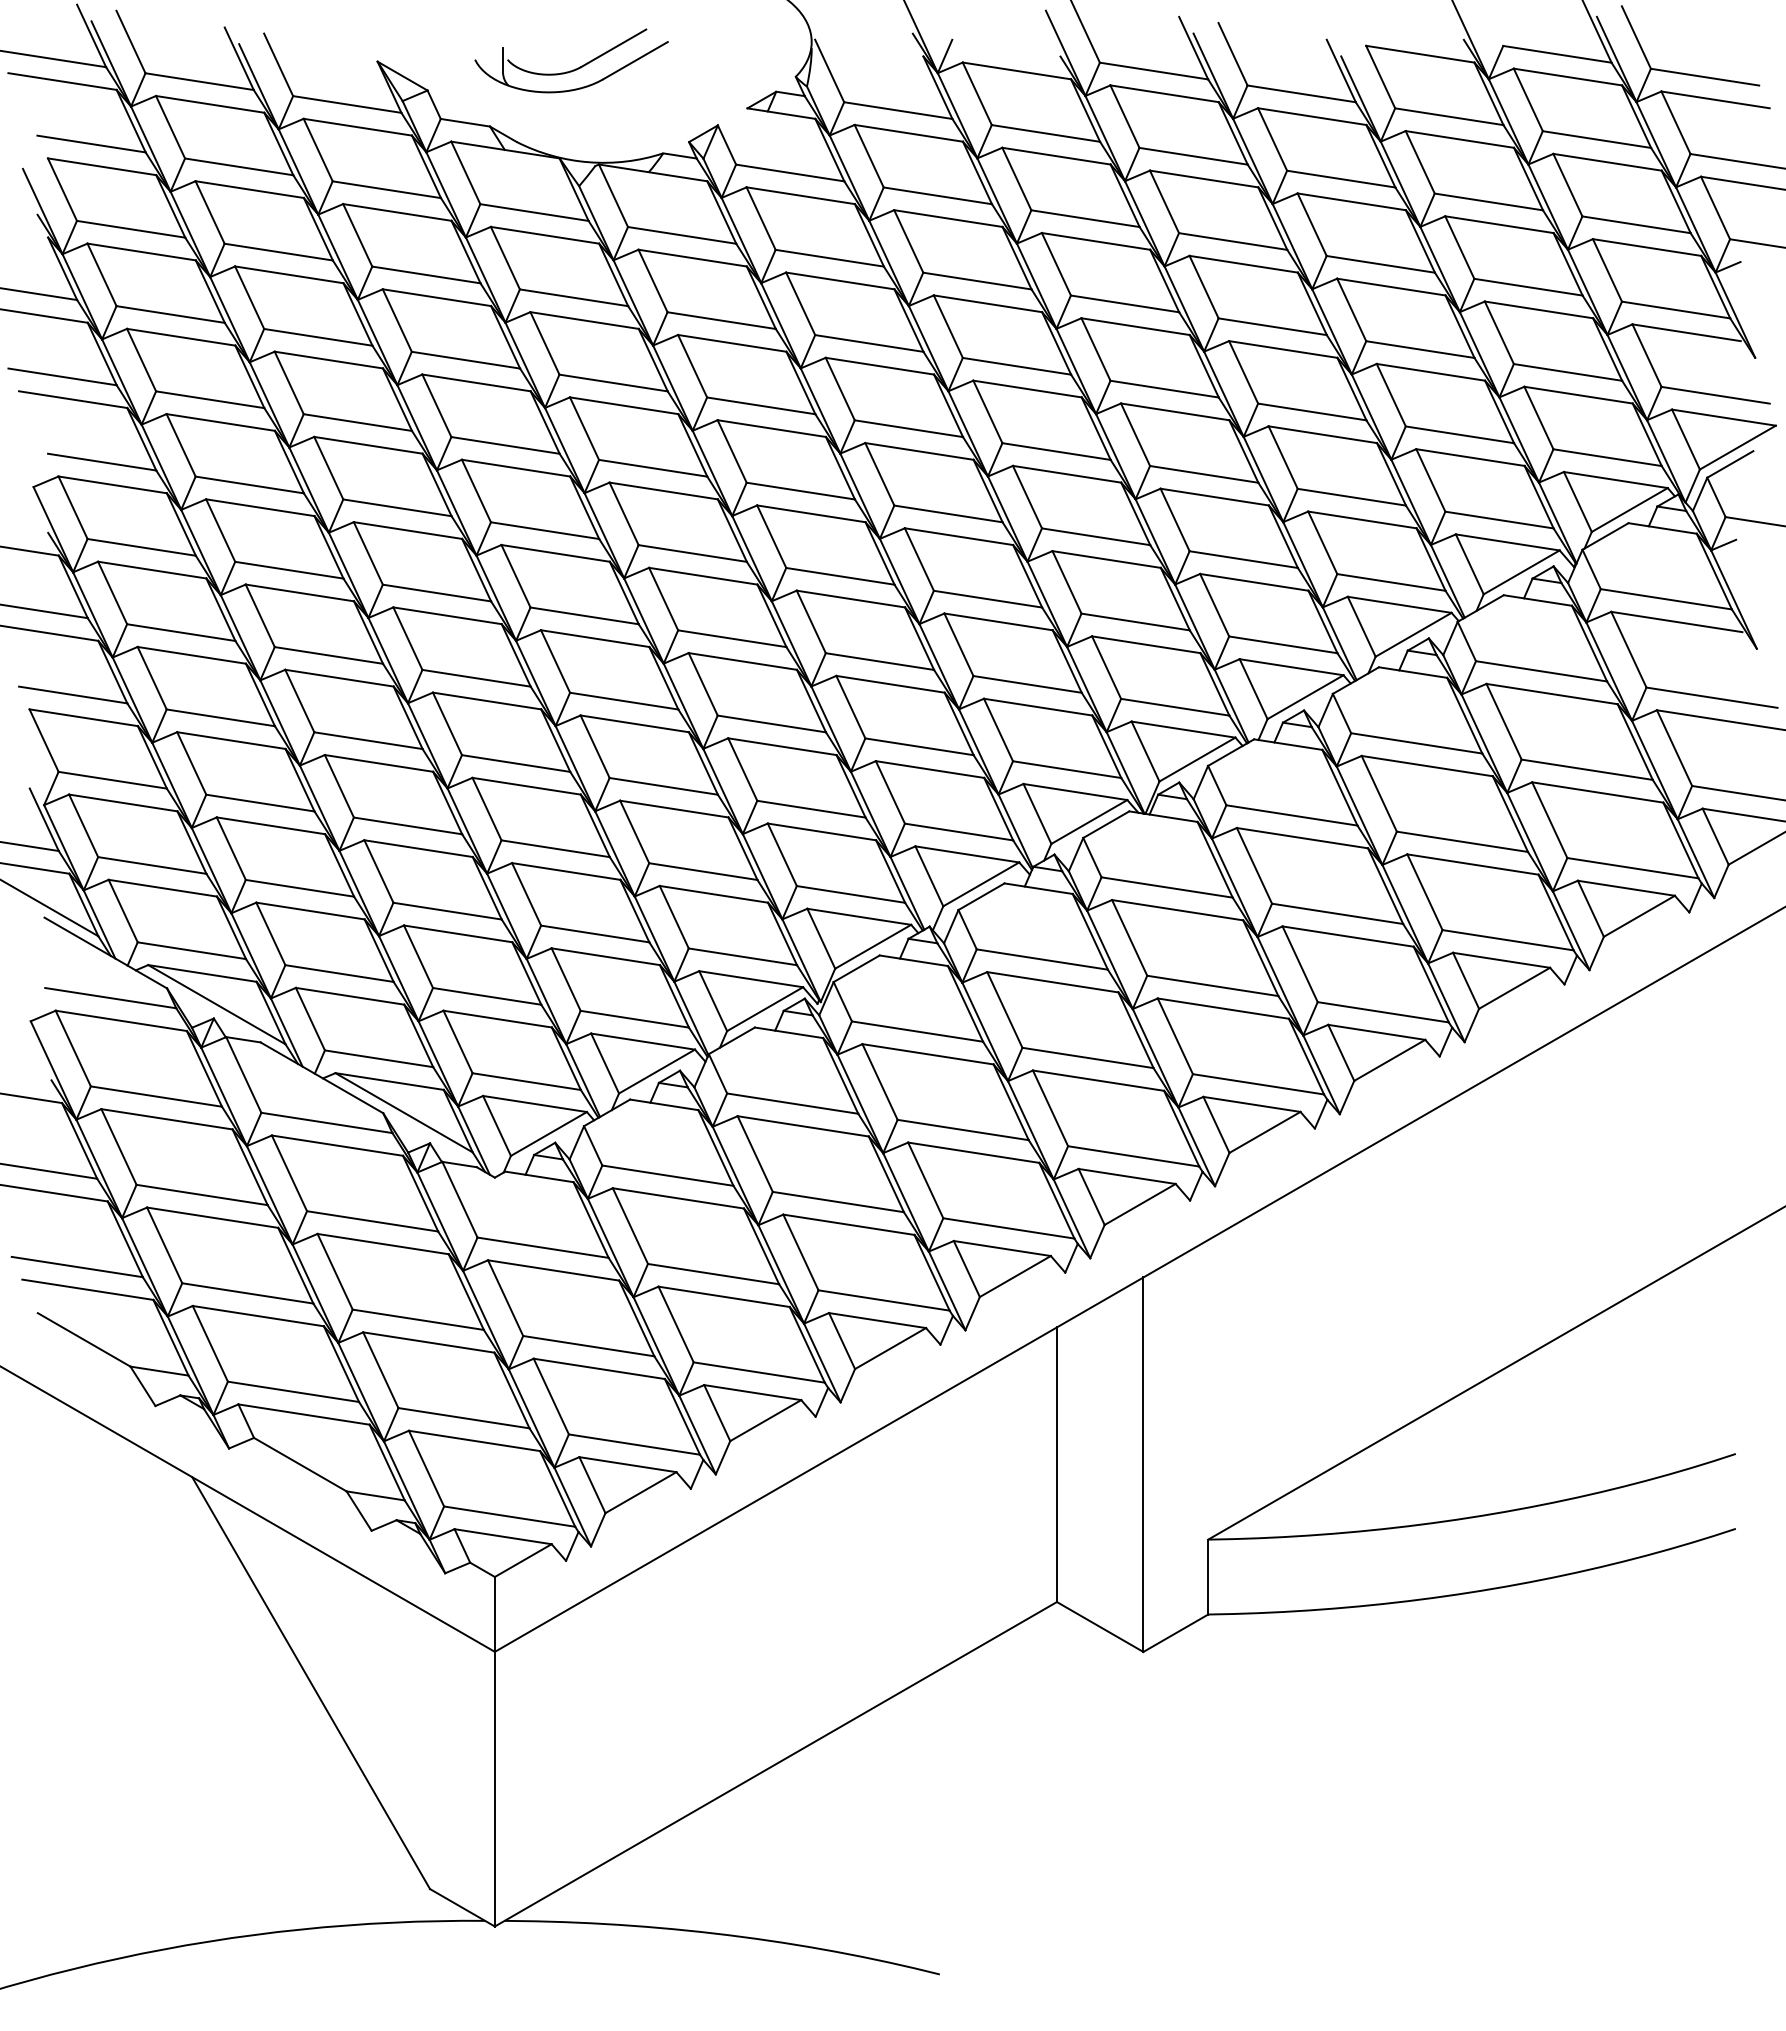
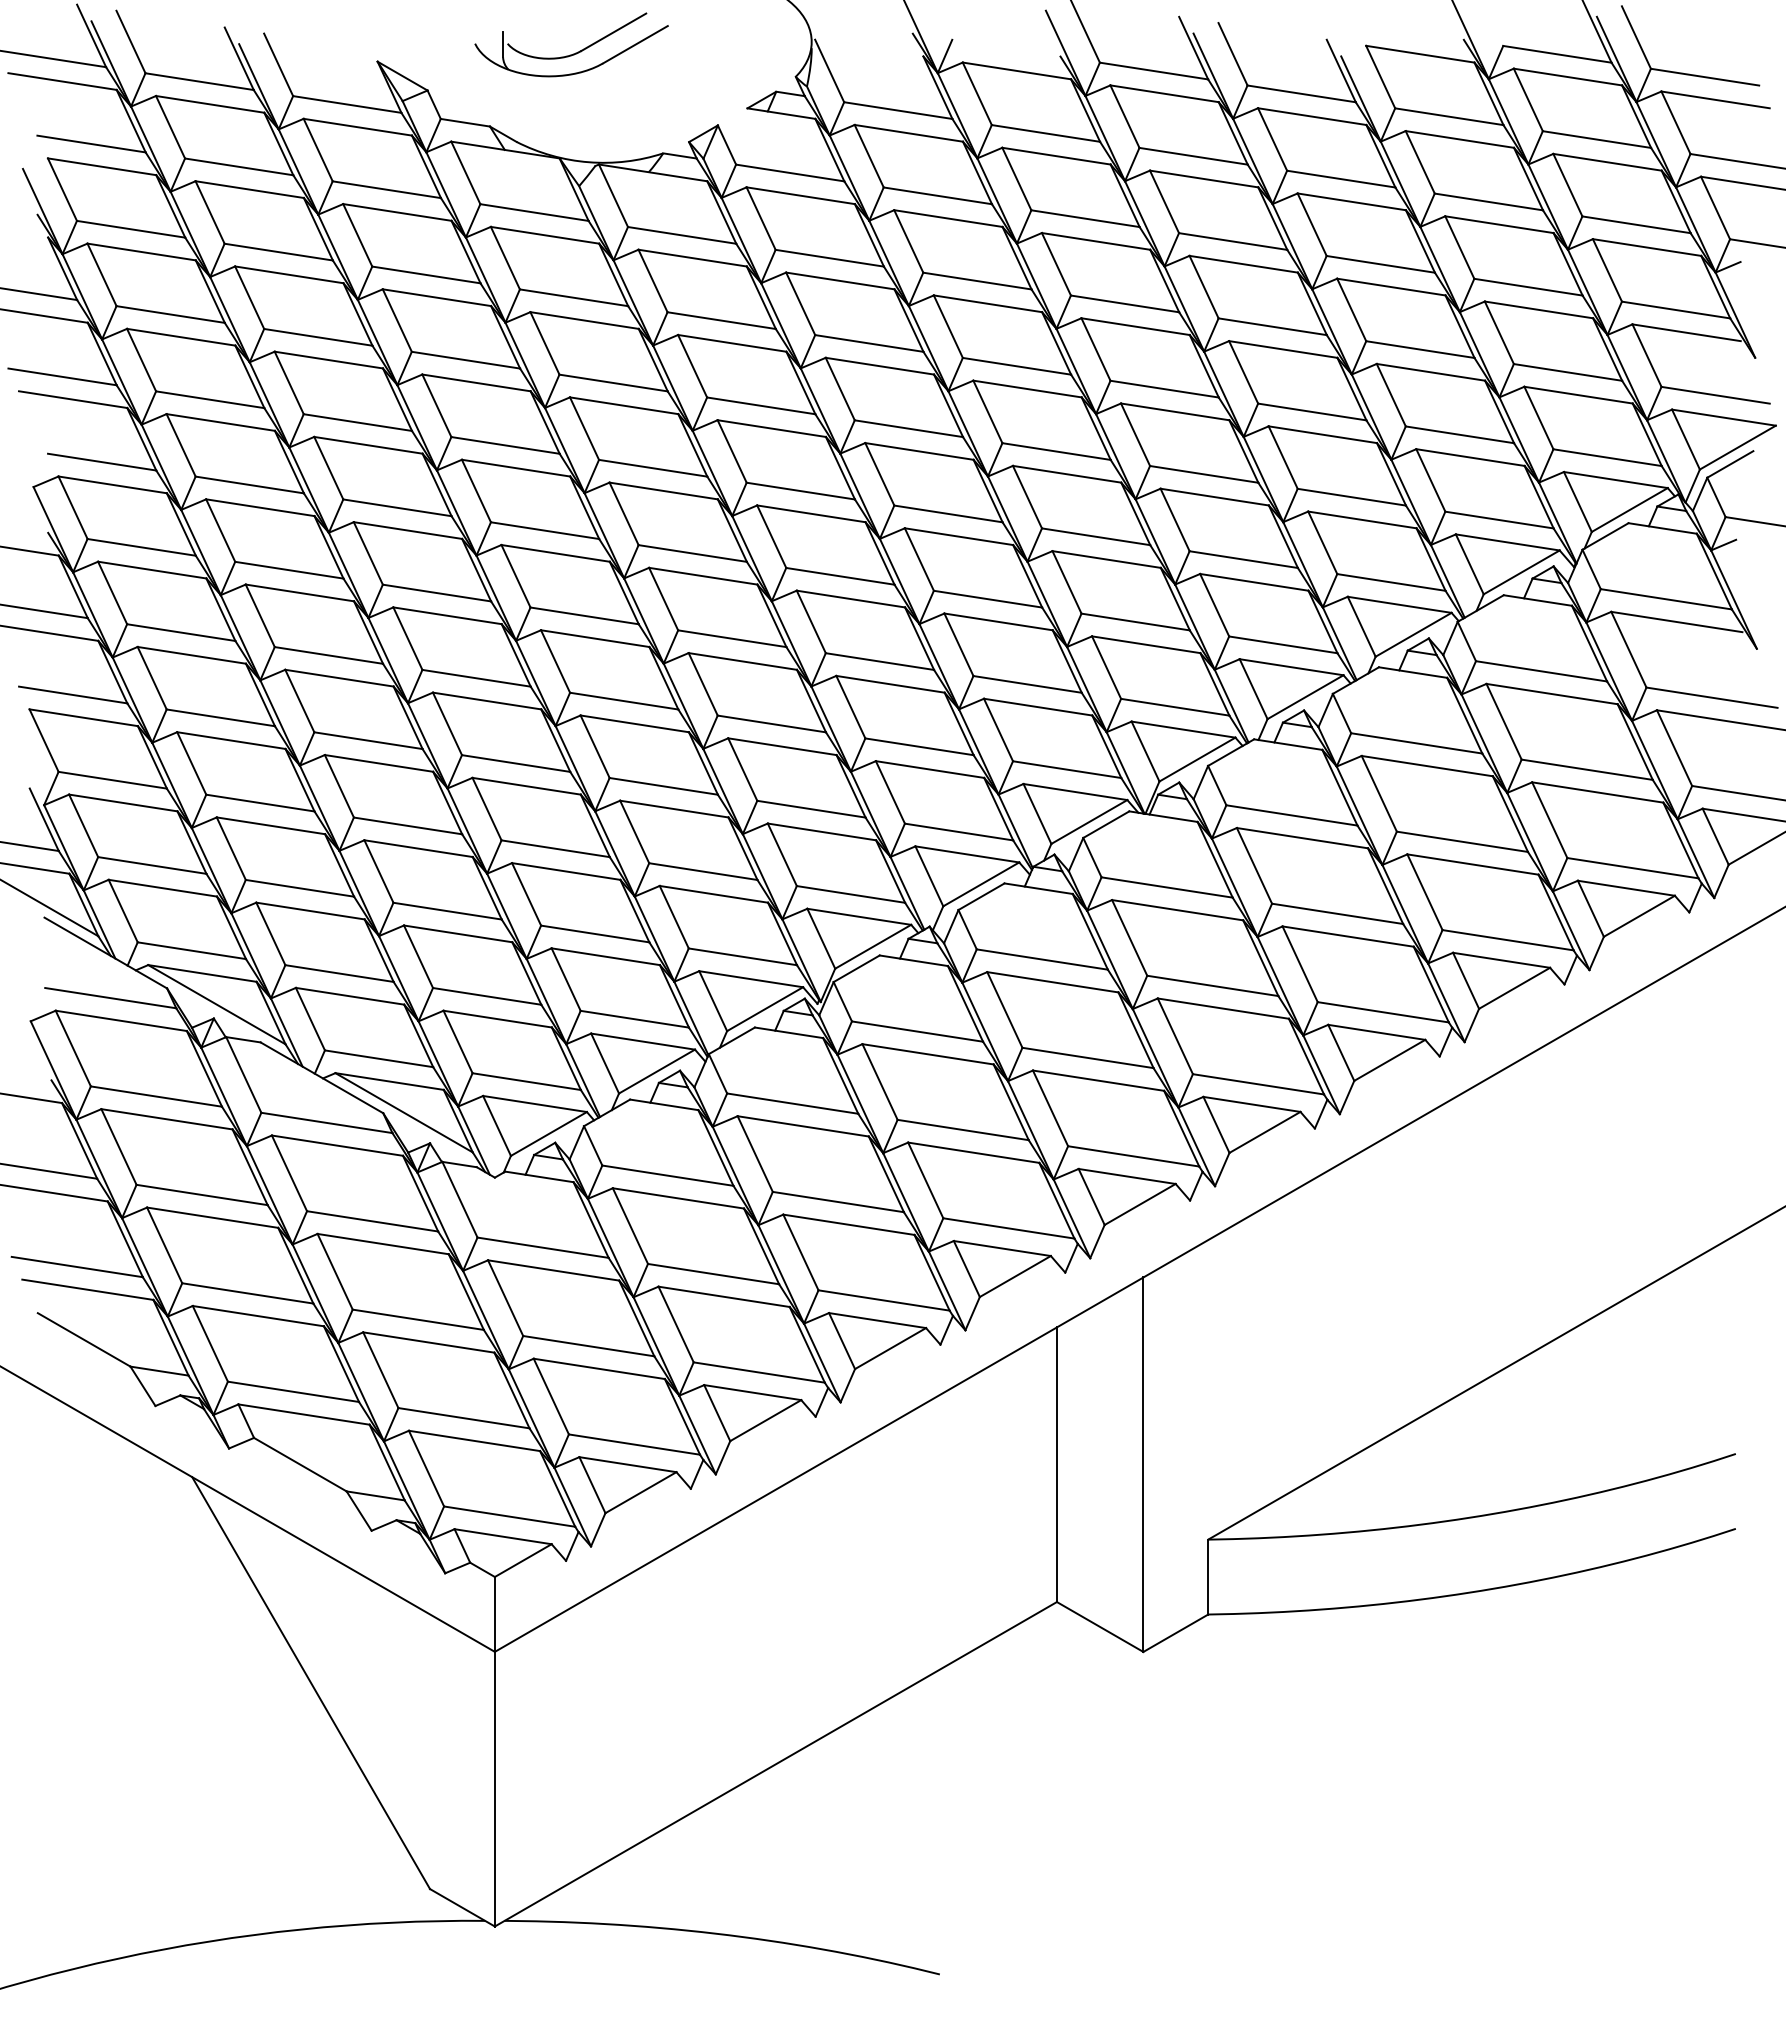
part position: (575, 68) -> (575, 52) (575, 52)
